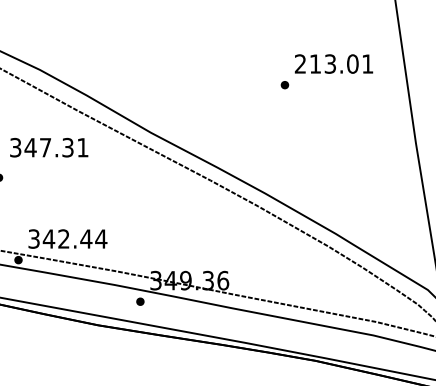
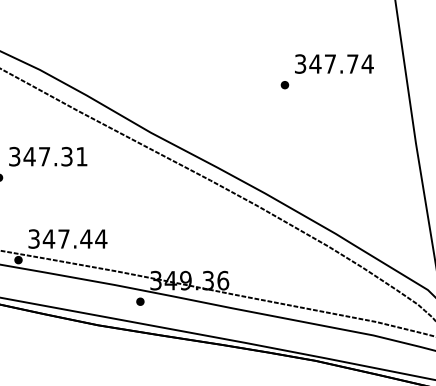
text: 213.01 -> 347.74 (334, 63)
text position: (49, 147) -> (48, 156) (48, 156)
text: 342.44 -> 347.44 (63, 238)
